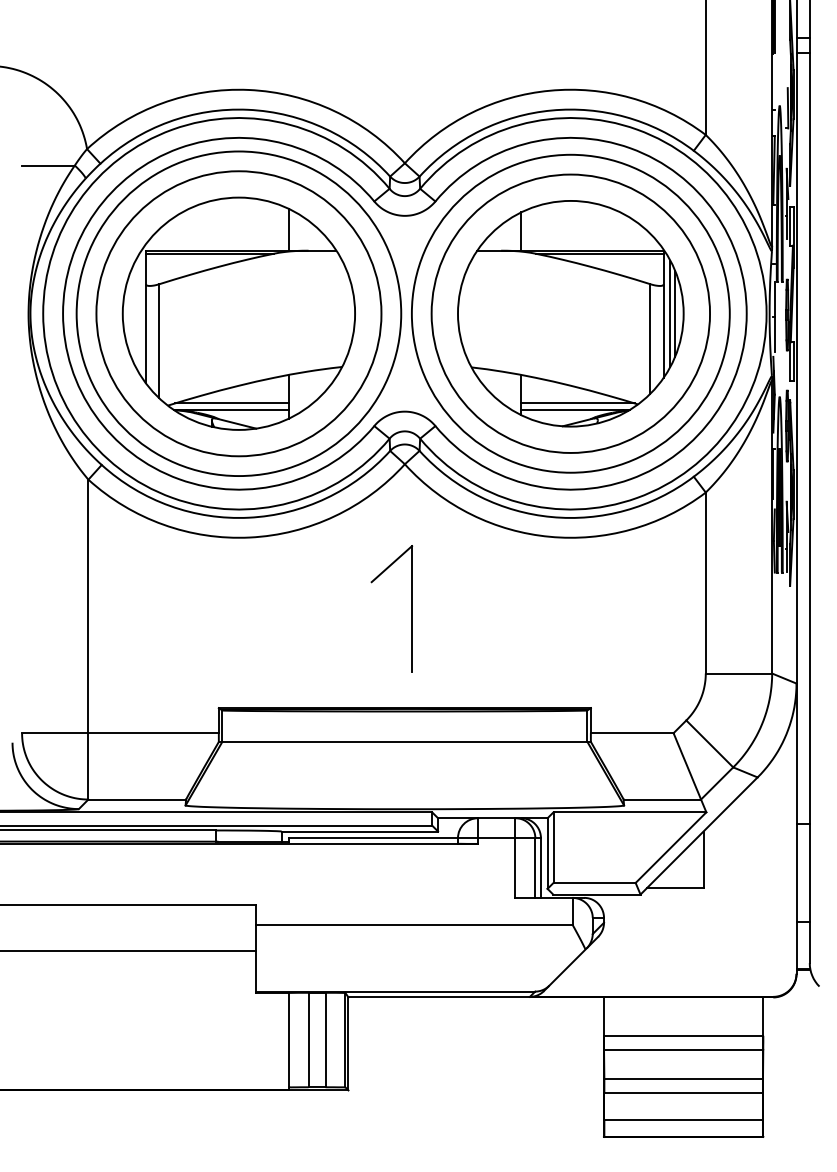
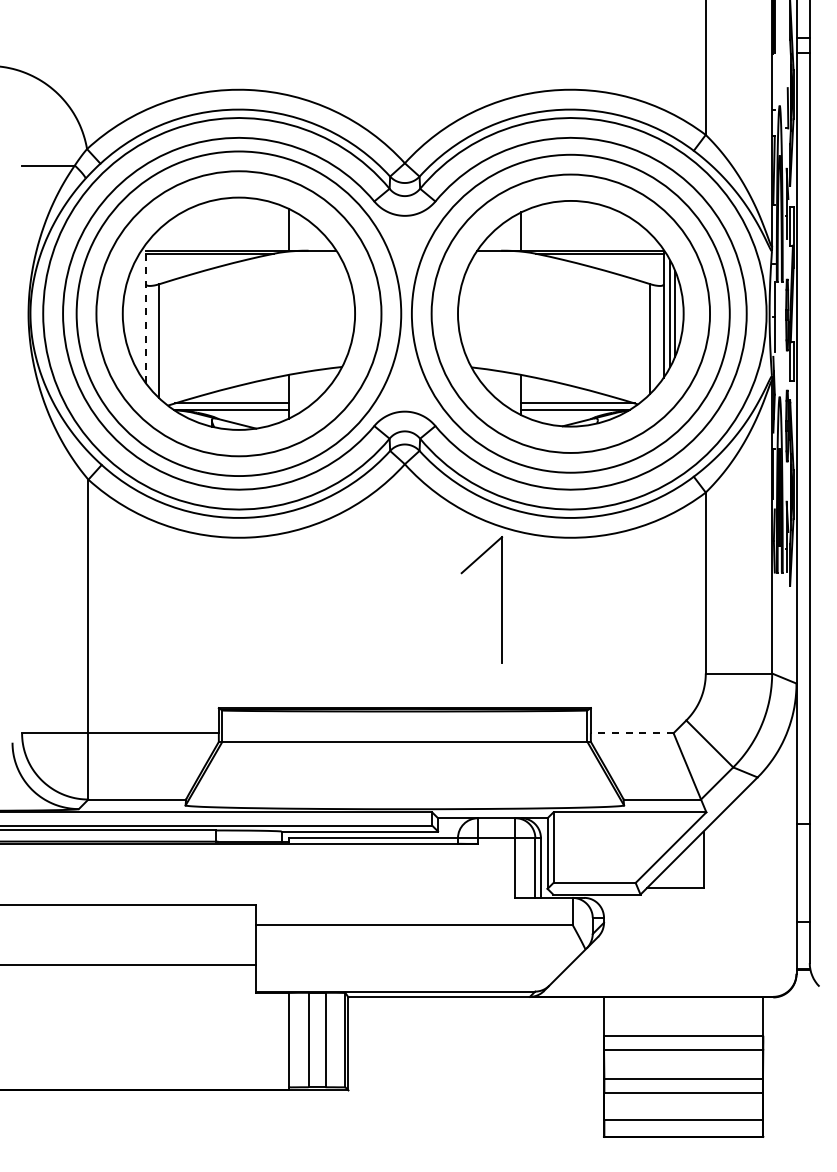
line: solid -> dashed (146, 316)
part position: (411, 608) -> (501, 599) (501, 599)
line: solid -> dashed (631, 733)
line position: (128, 951) -> (128, 965) (128, 965)
